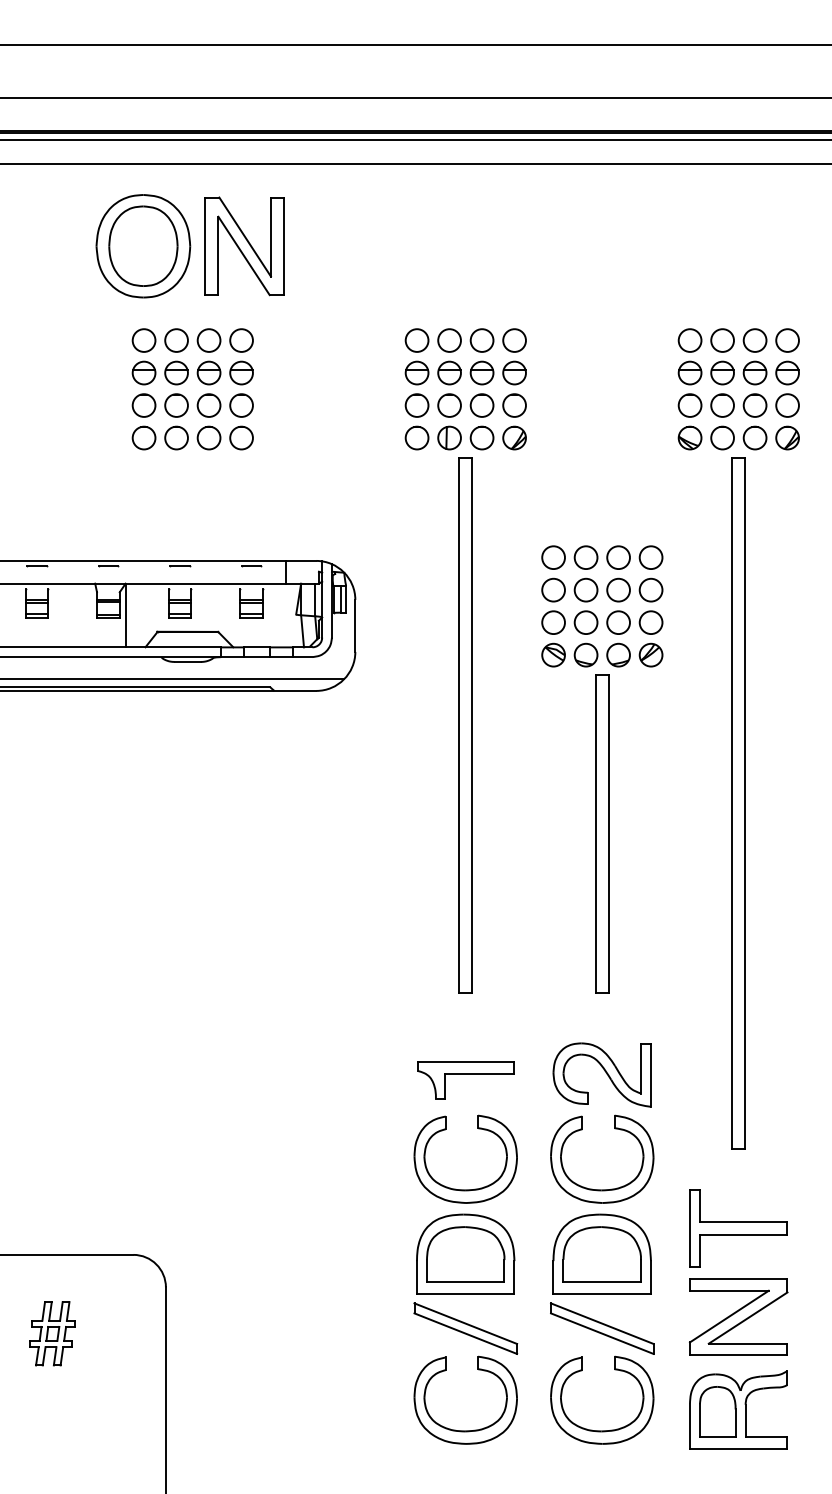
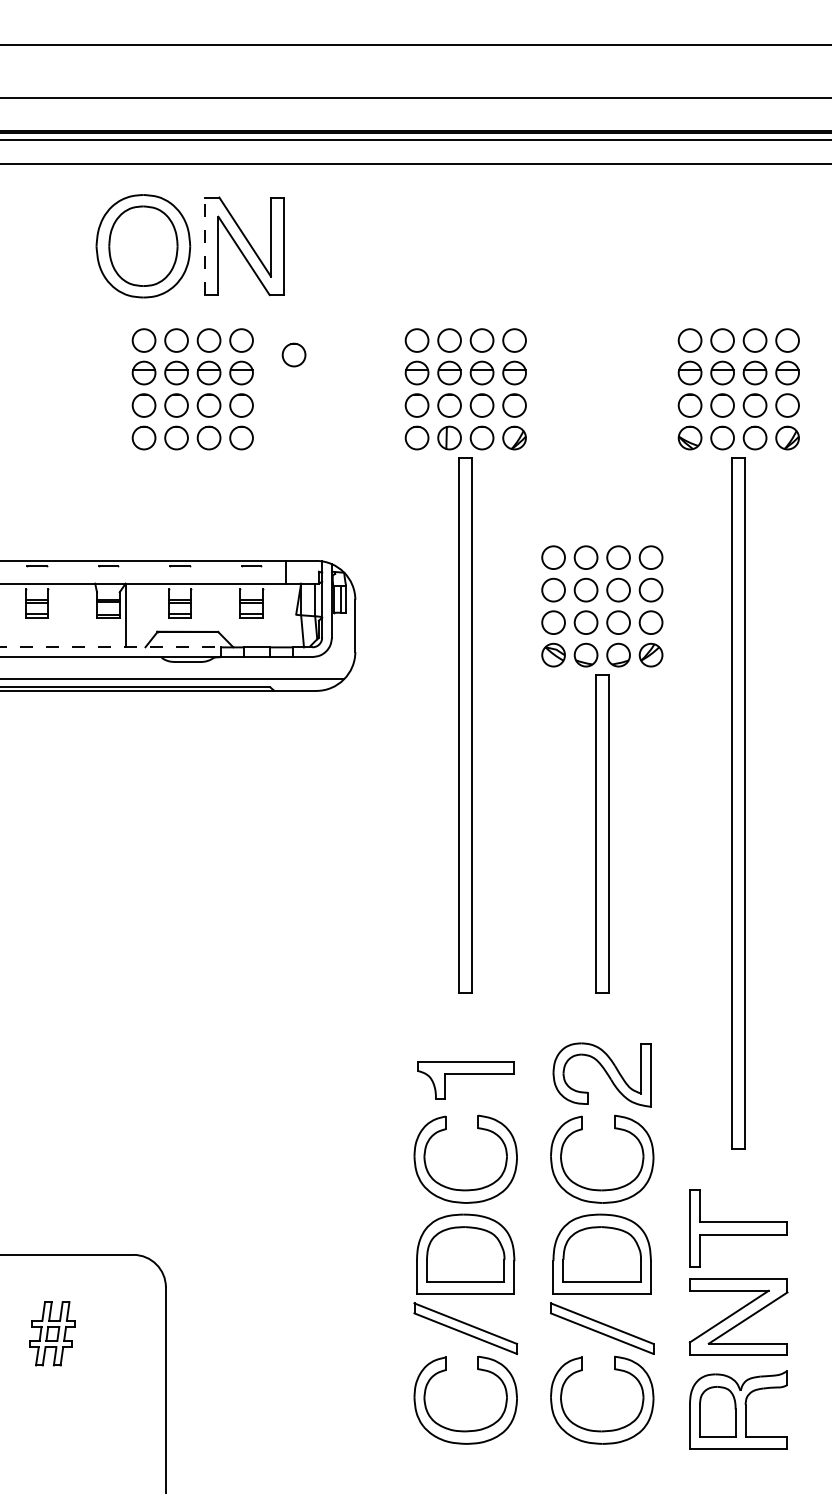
line: solid -> dashed (205, 246)
part: none -> present (293, 354)
line: solid -> dashed (111, 647)
